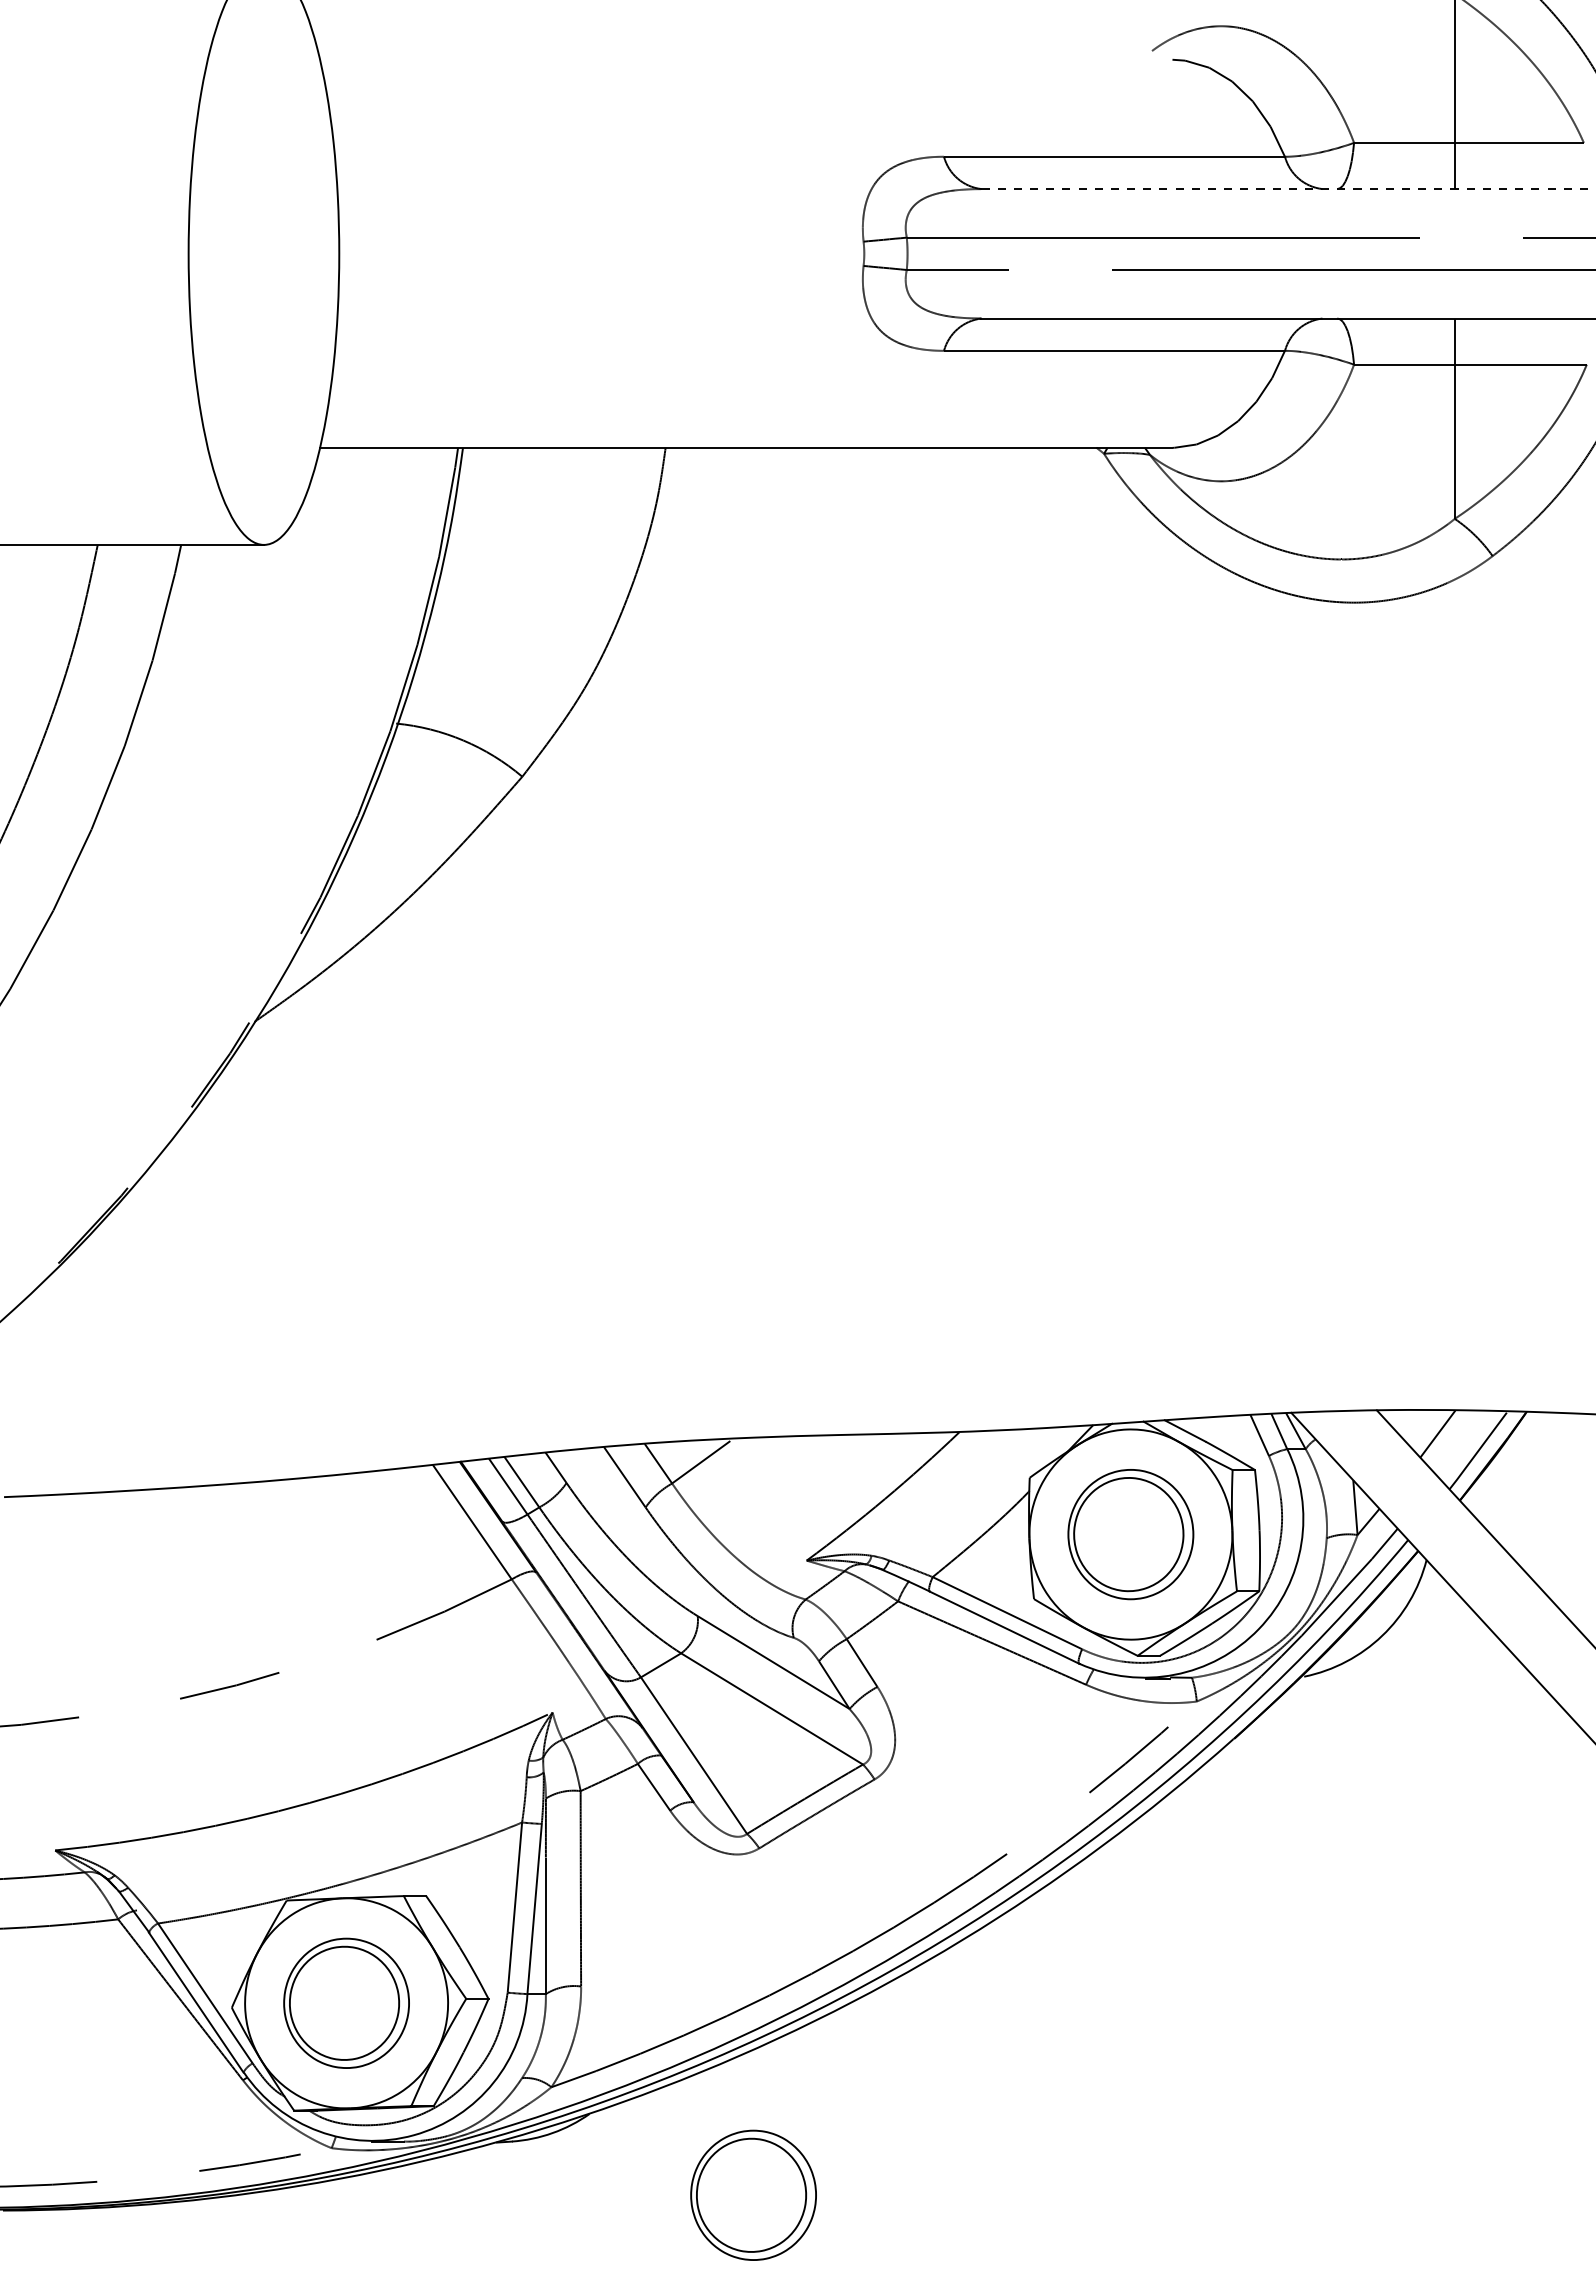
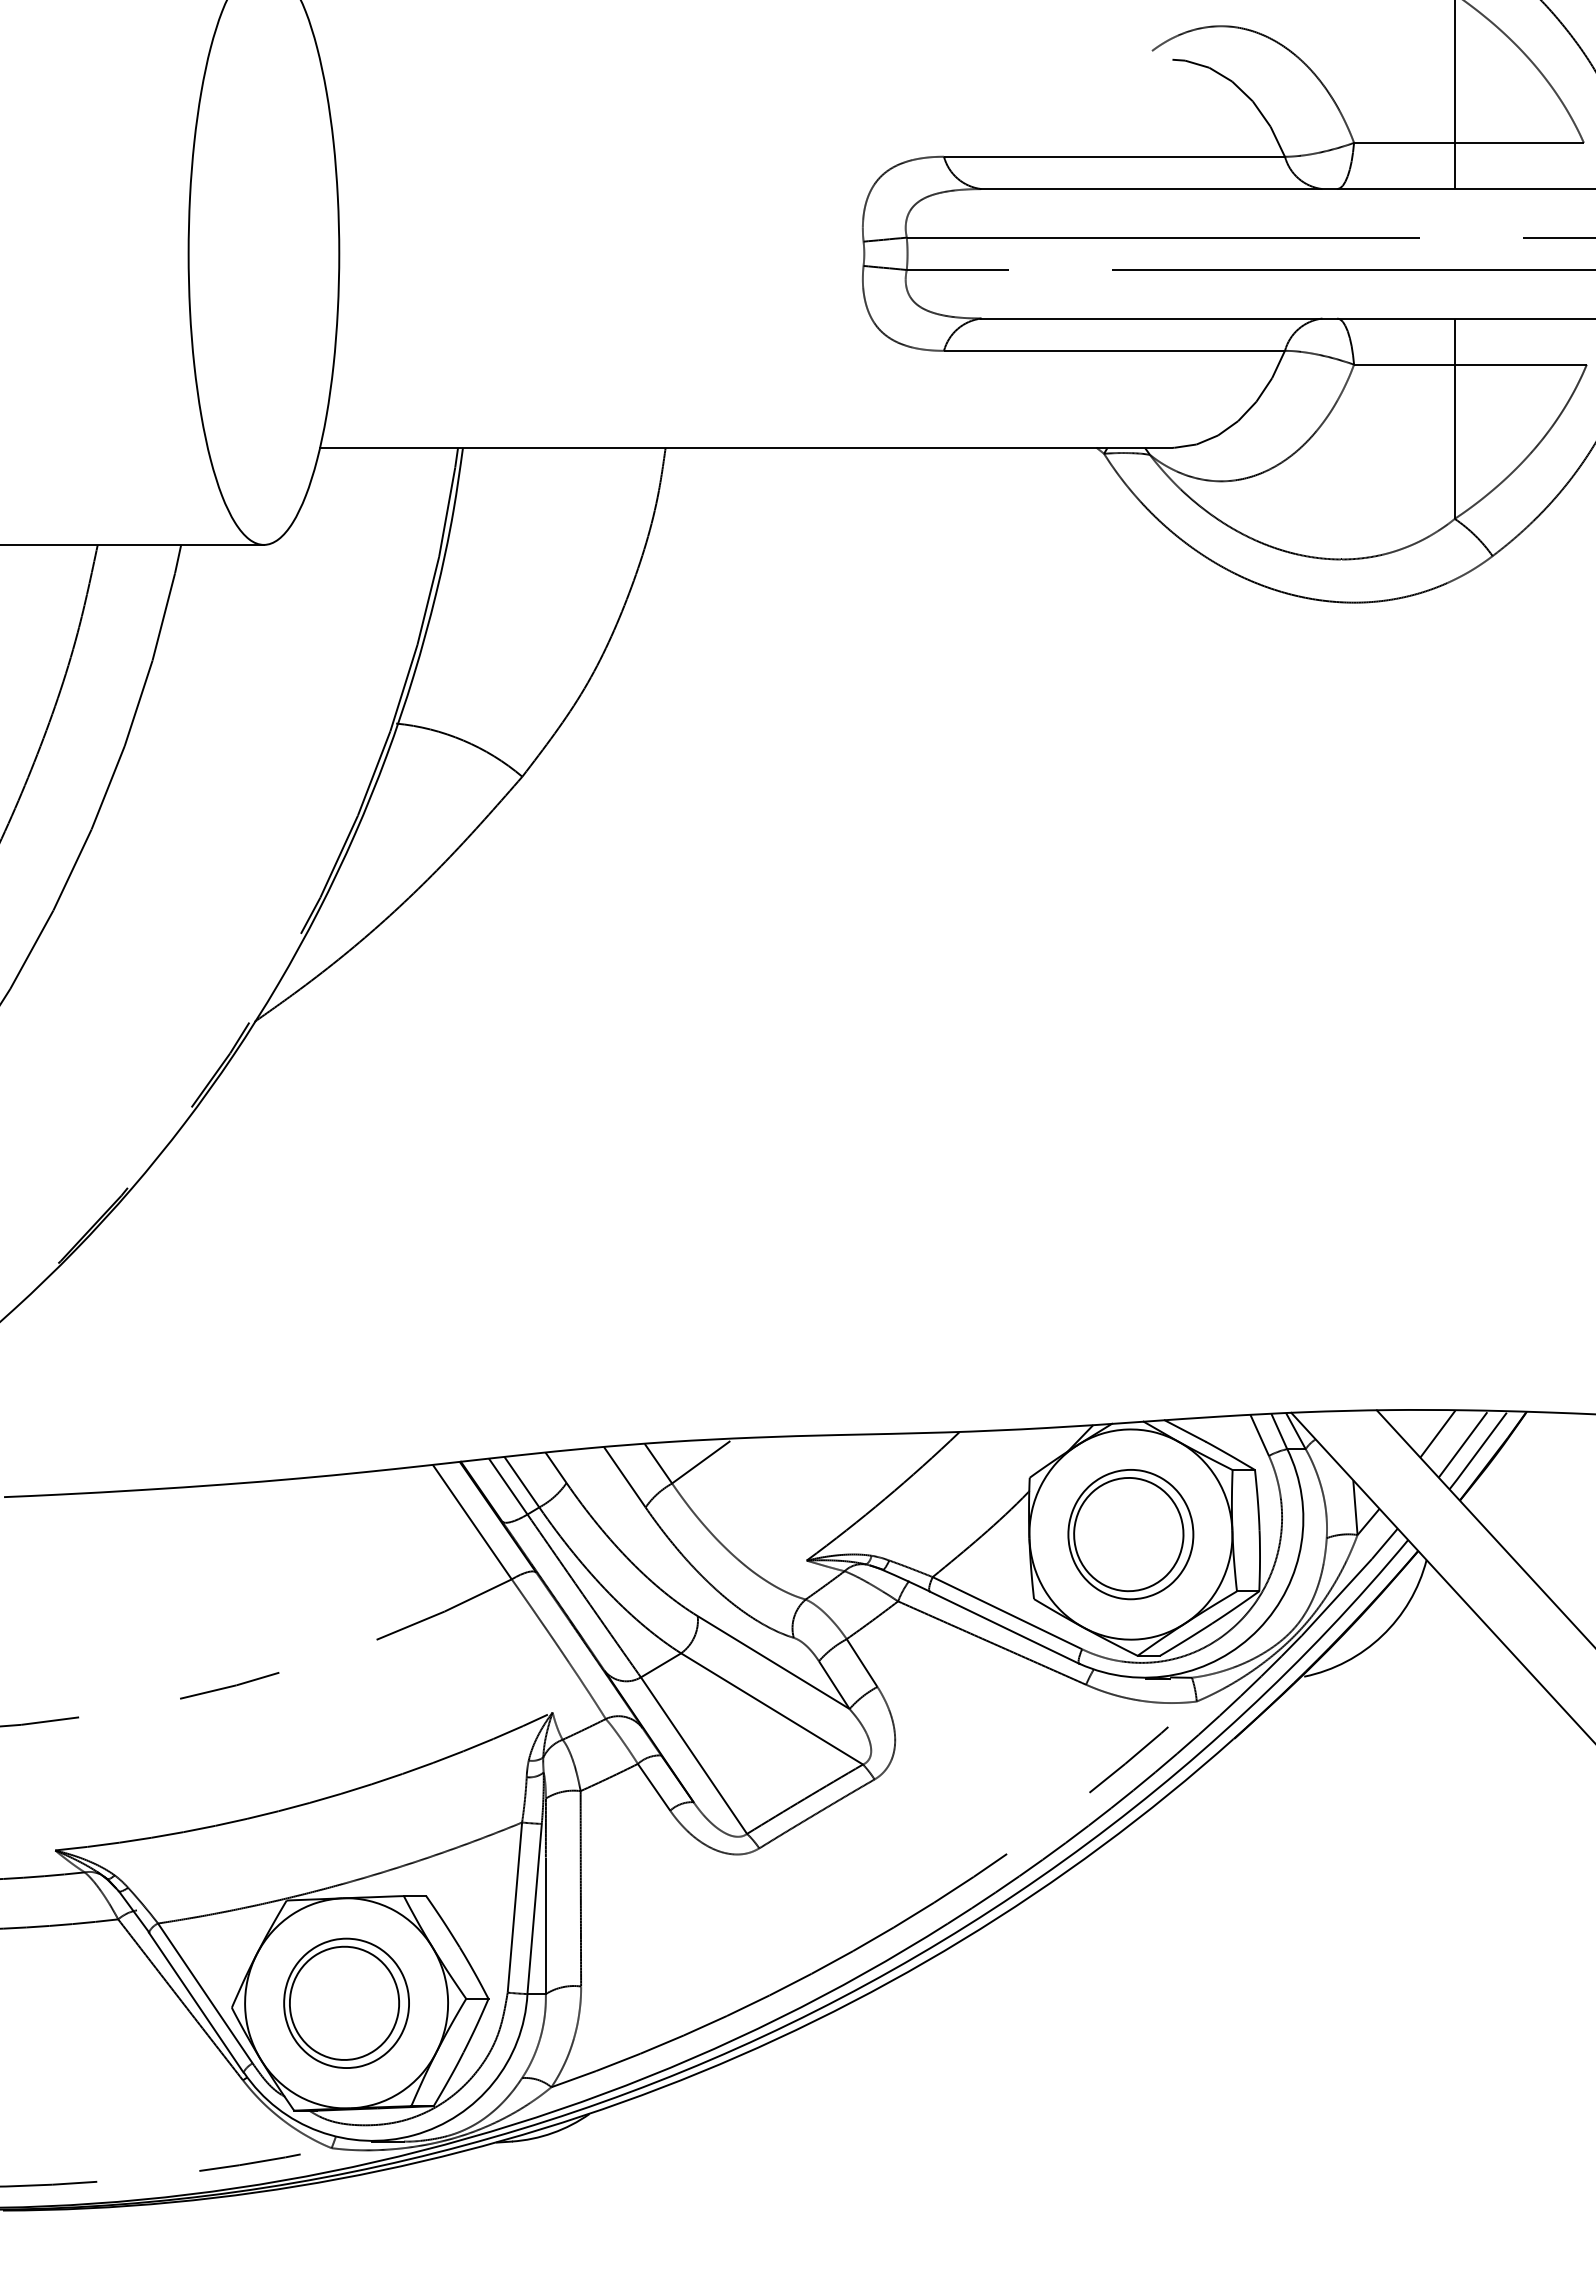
line: dashed -> solid (1289, 189)
line: none -> present (1462, 1444)
part: present -> none (753, 2194)
